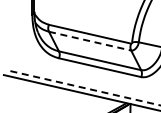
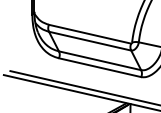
line: dashed -> solid (90, 41)
line: dashed -> solid (86, 88)
